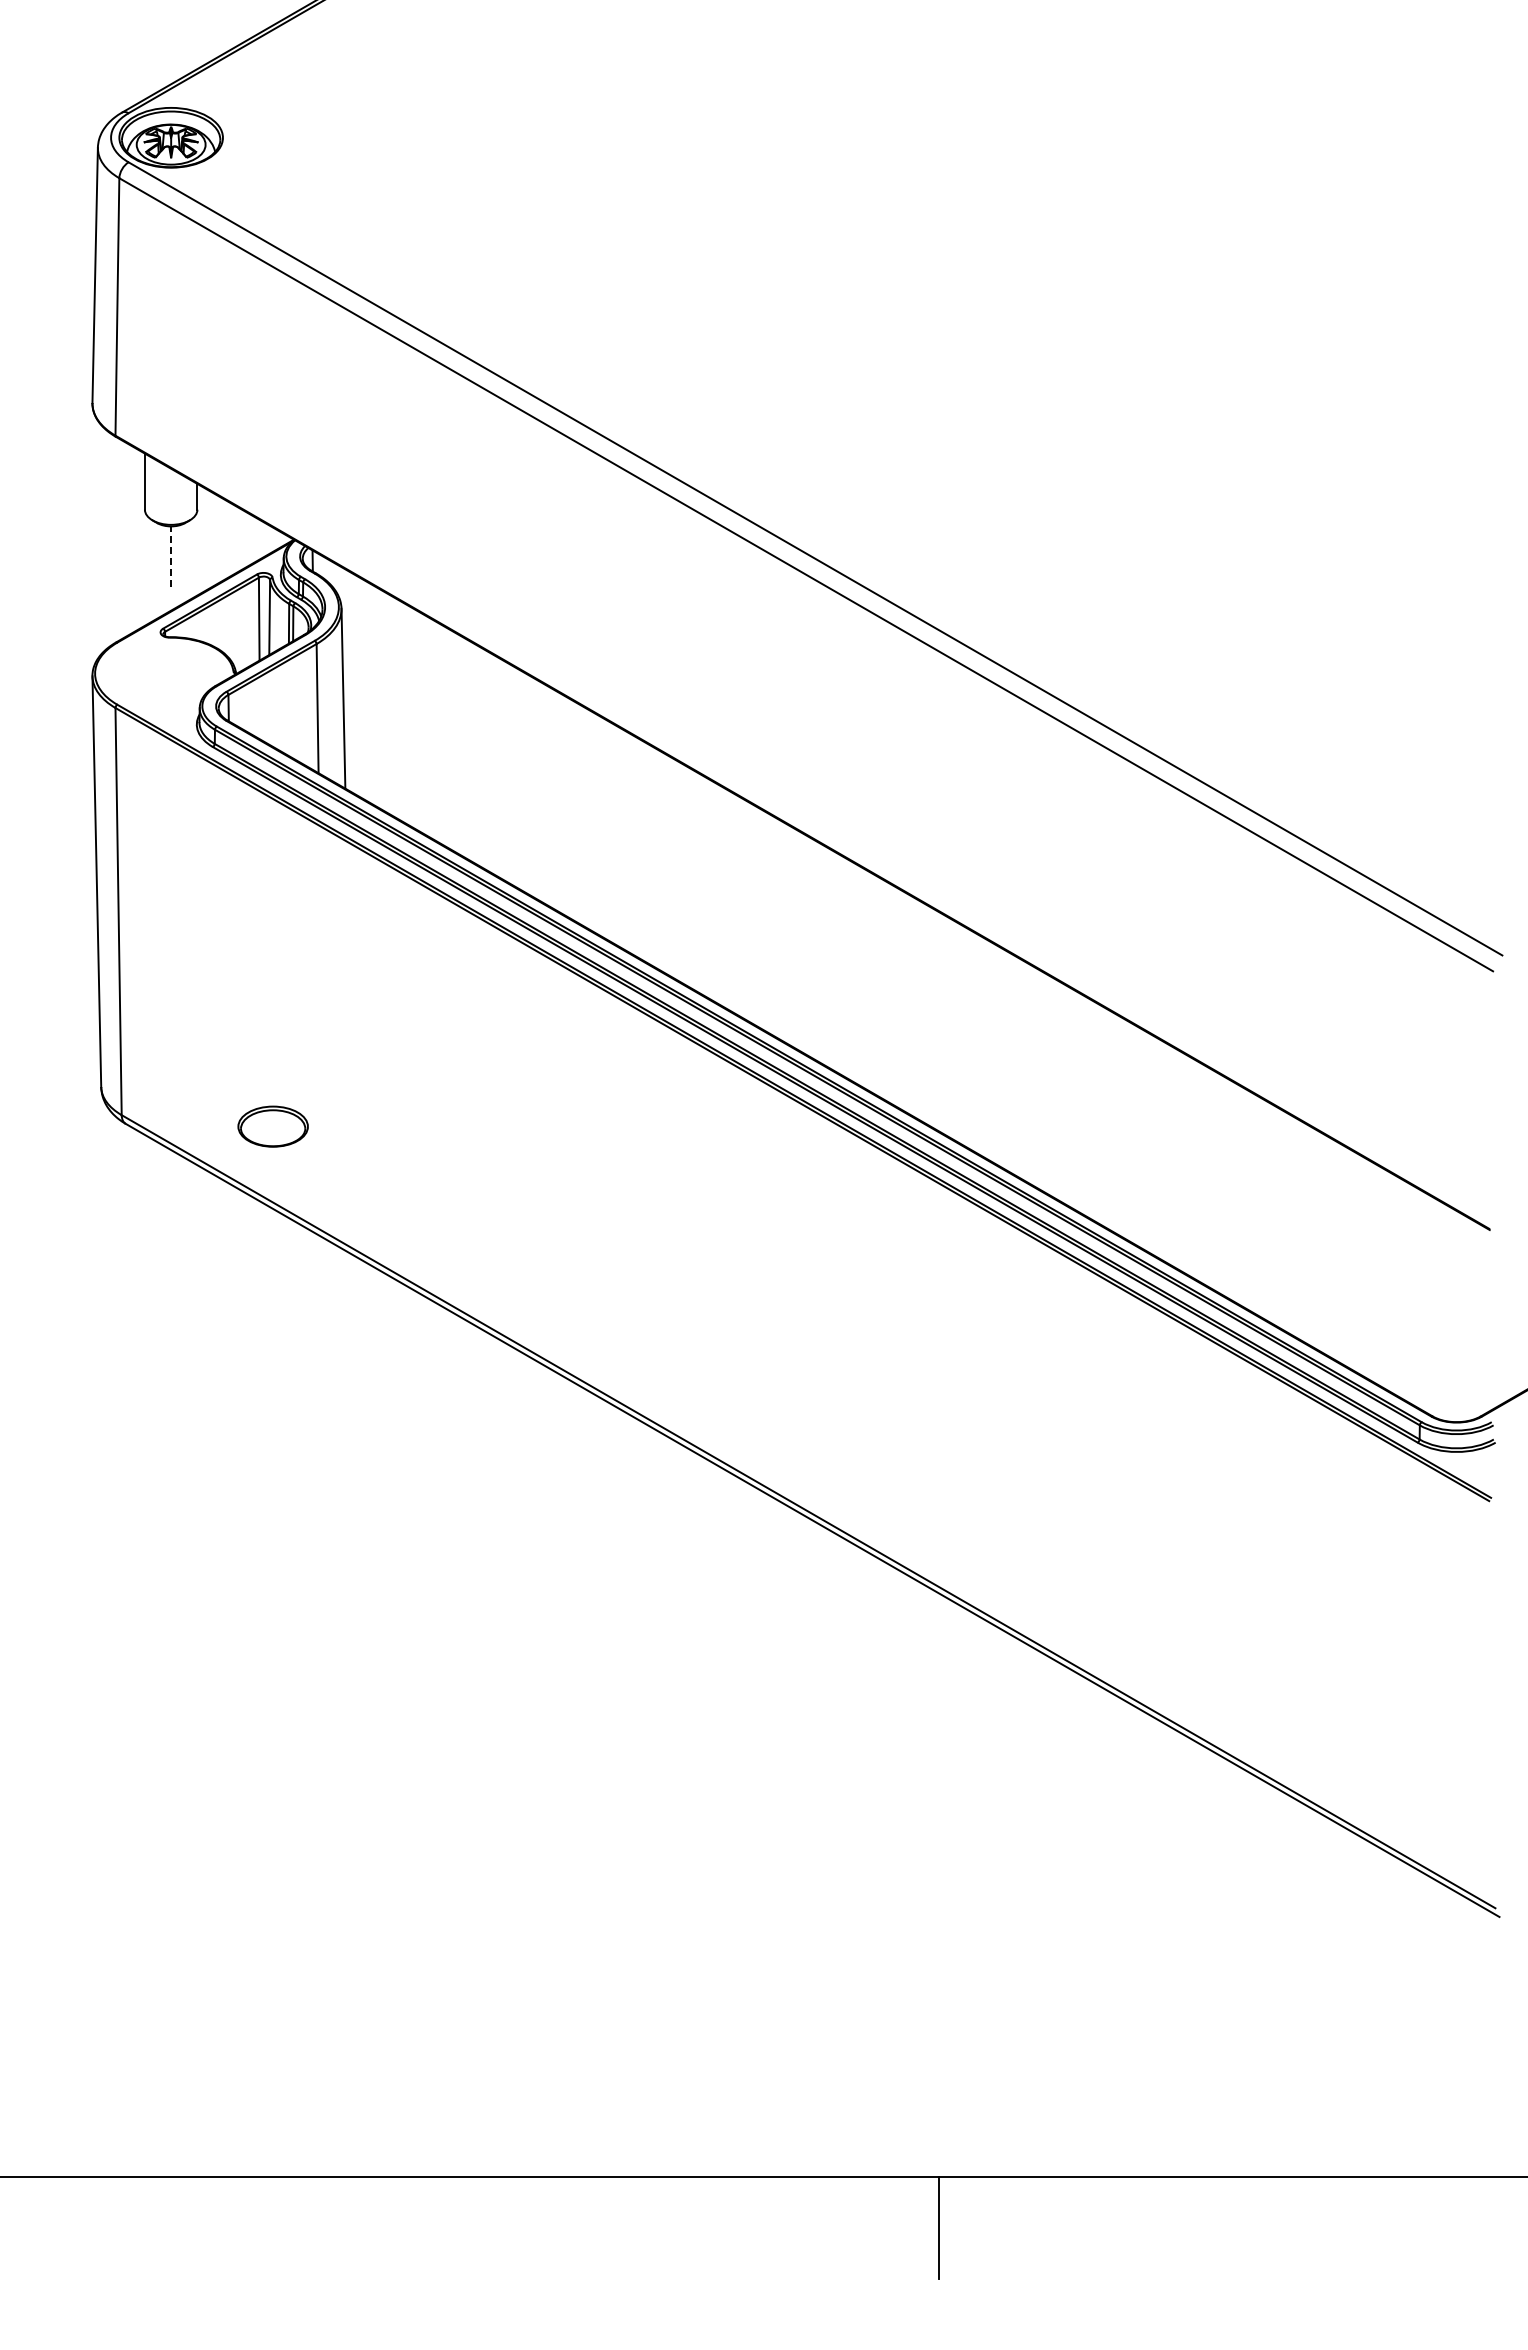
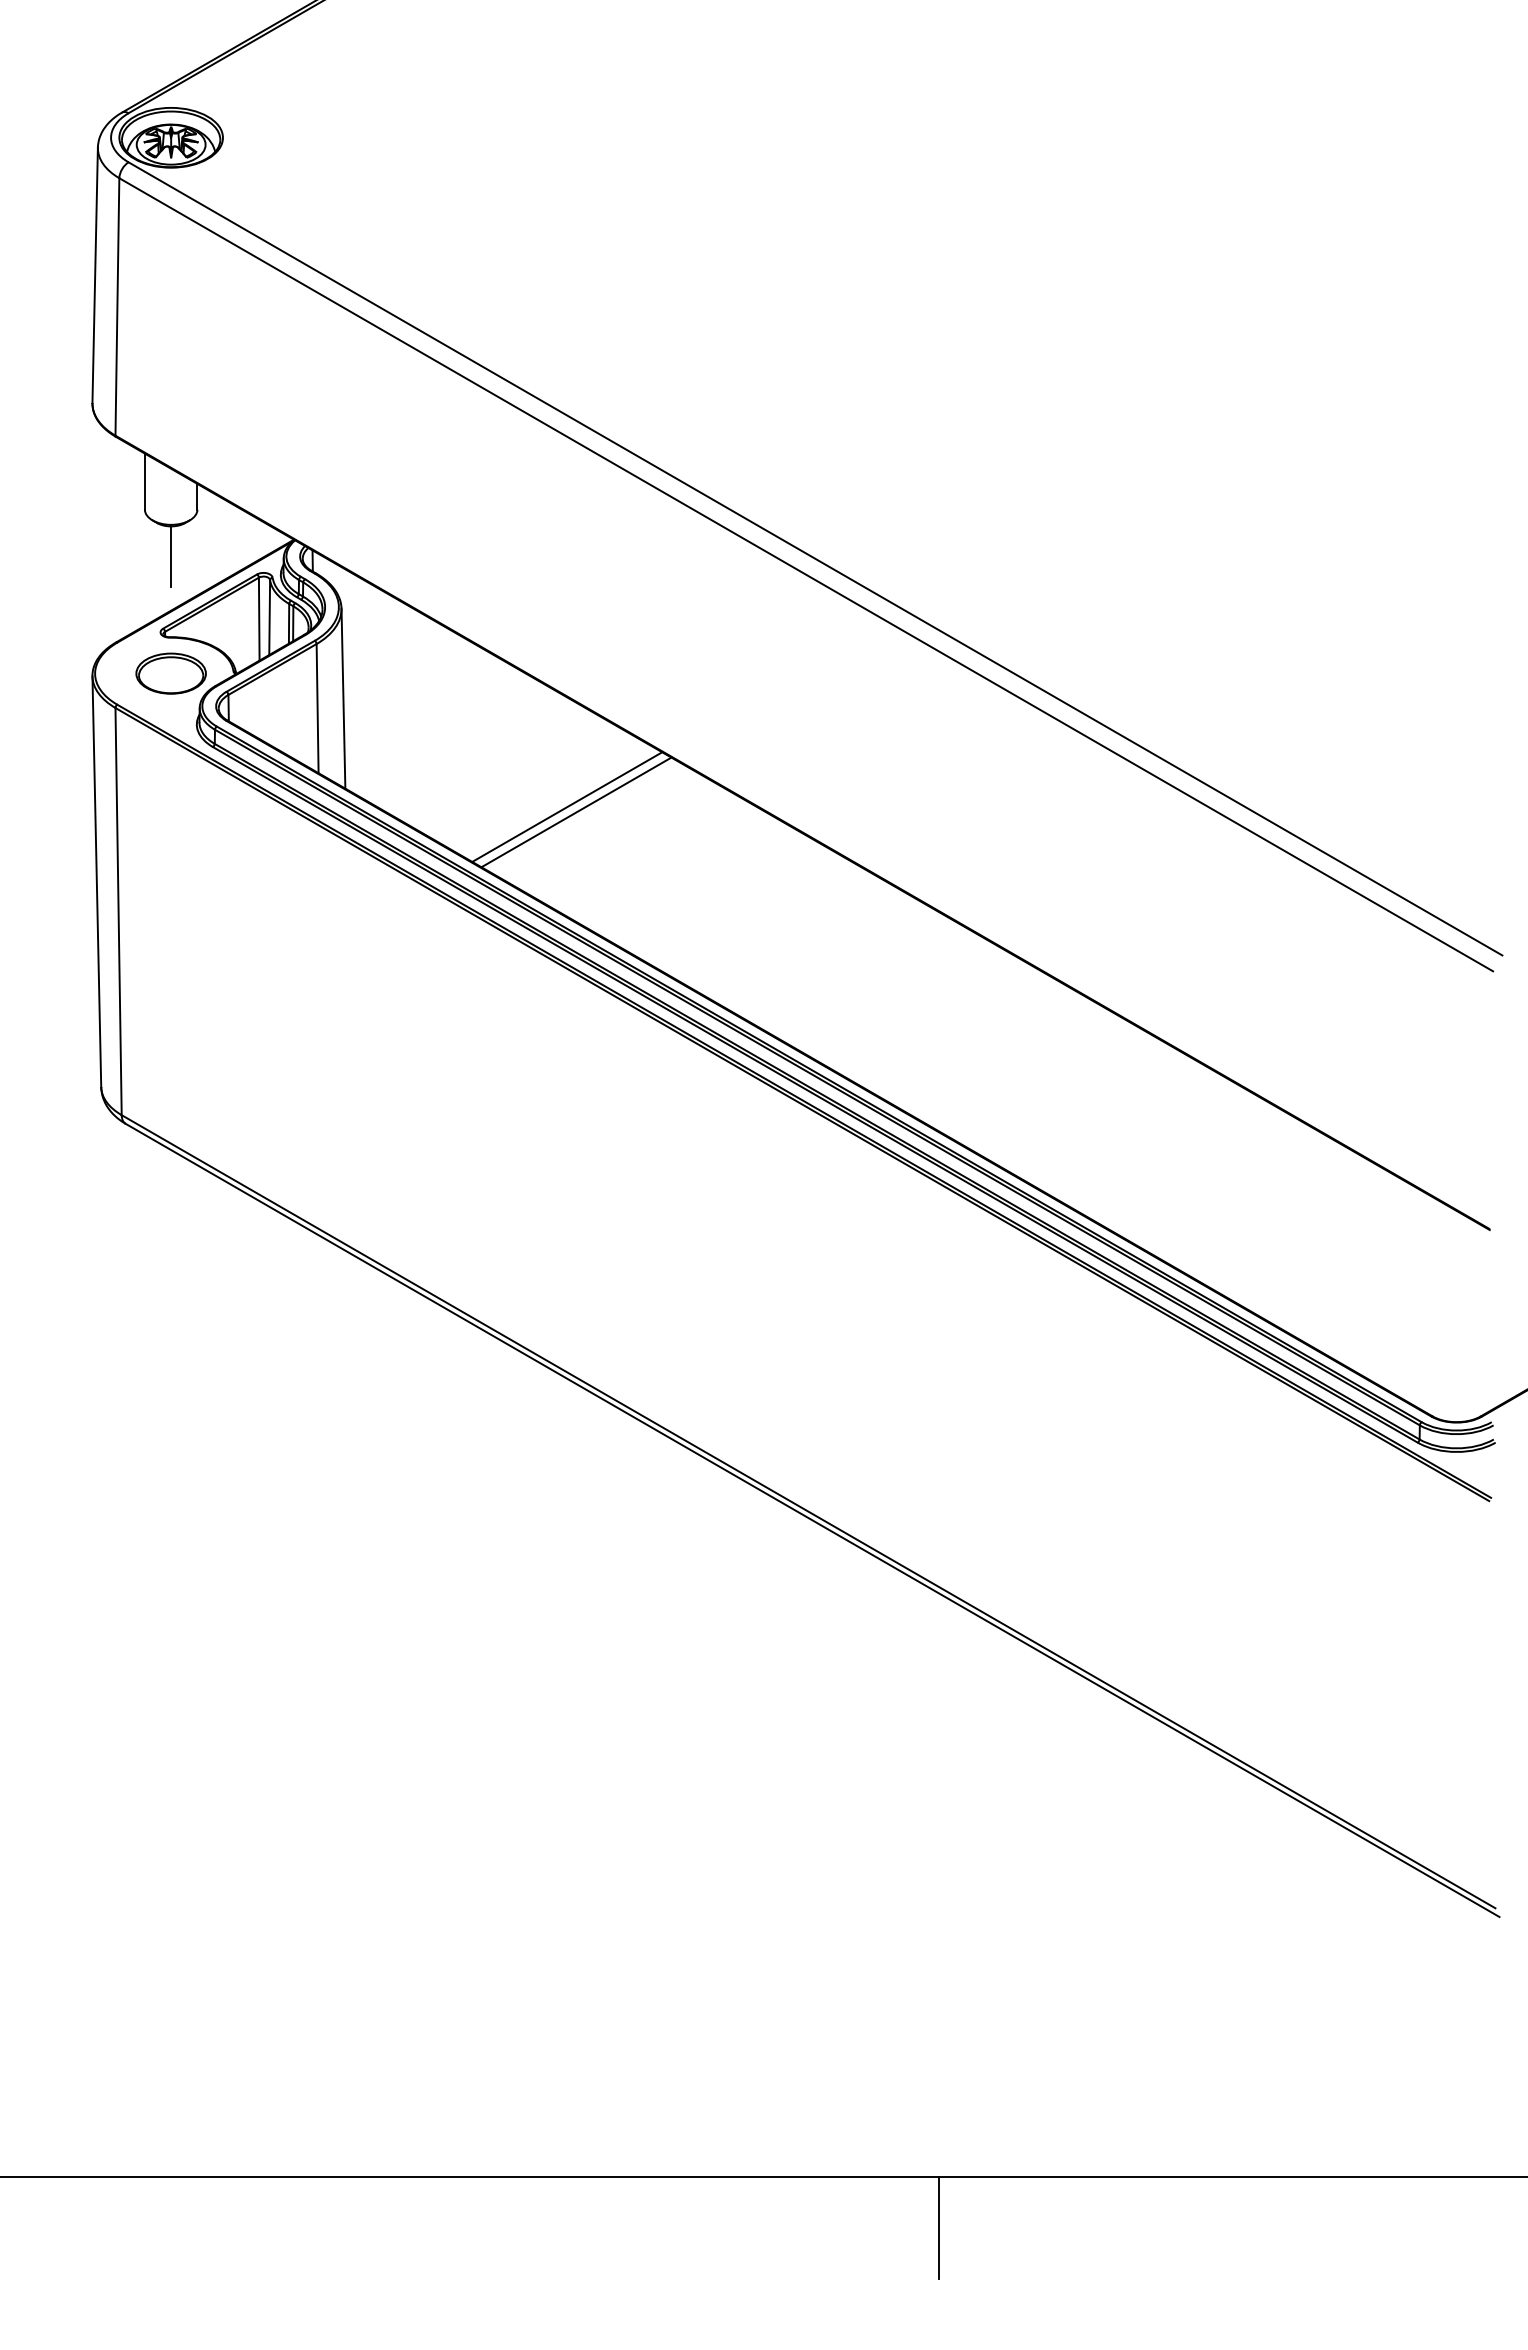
line: dashed -> solid (171, 555)
line: none -> present (567, 806)
line: none -> present (576, 812)
part position: (272, 1126) -> (170, 673) (170, 673)
